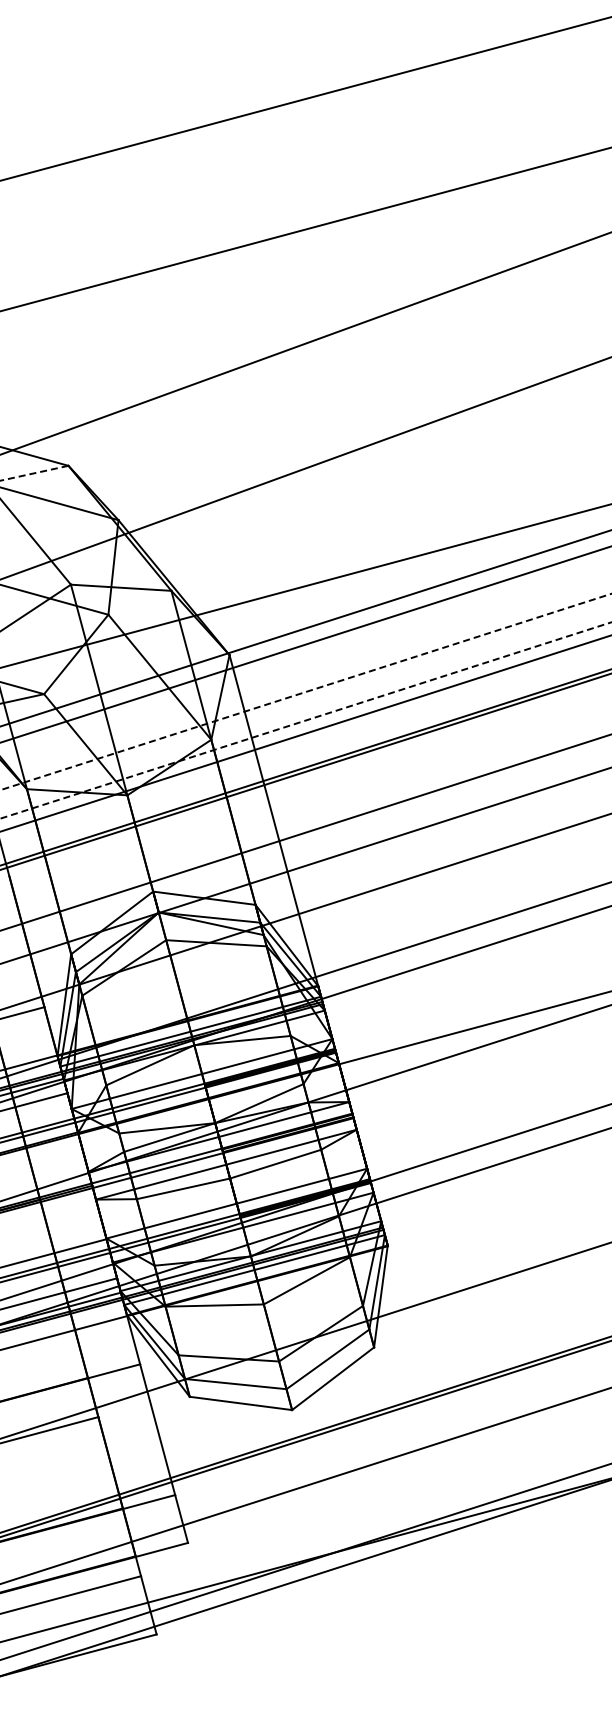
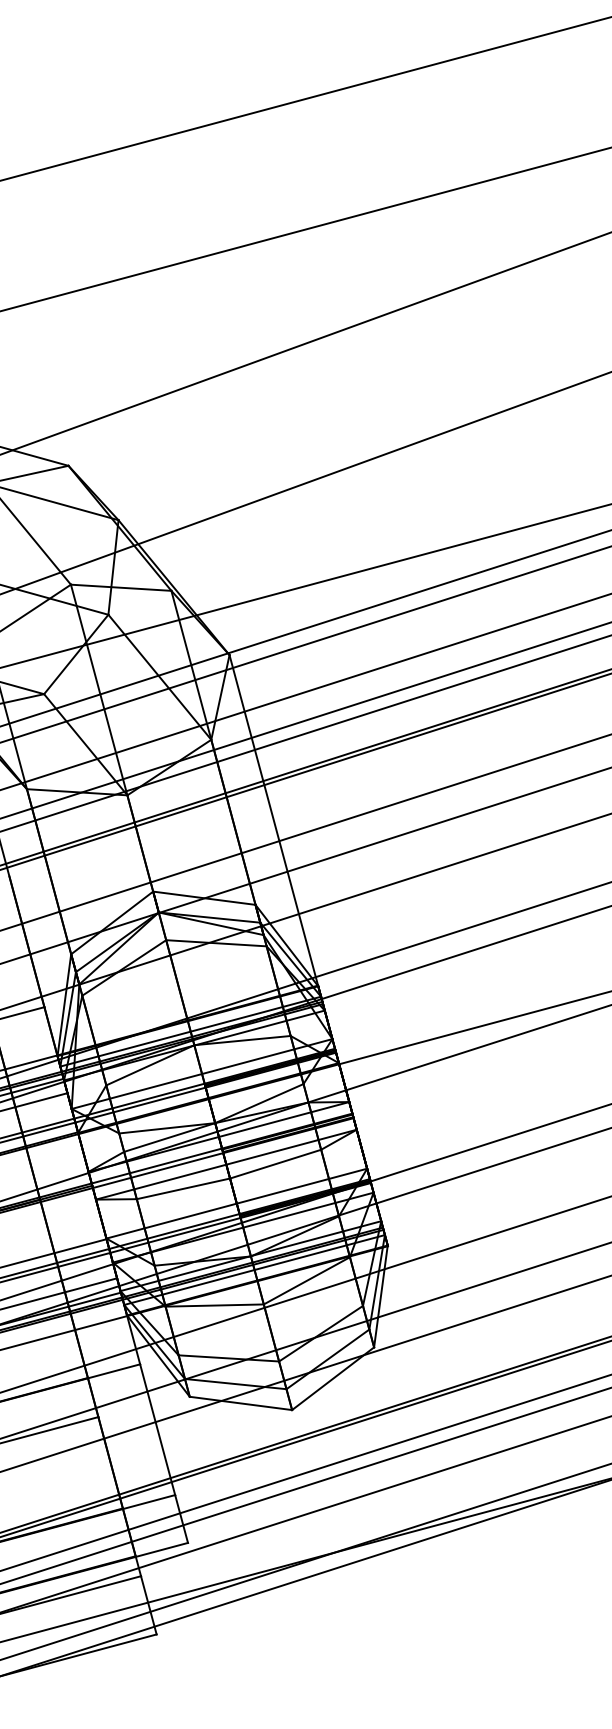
line position: (305, 468) -> (305, 482) (305, 482)
line: dashed -> solid (34, 473)
line: dashed -> solid (305, 692)
line: dashed -> solid (306, 720)
line: none -> present (305, 1294)
line: none -> present (305, 1373)
line: none -> present (305, 1472)
line: none -> present (305, 1514)
